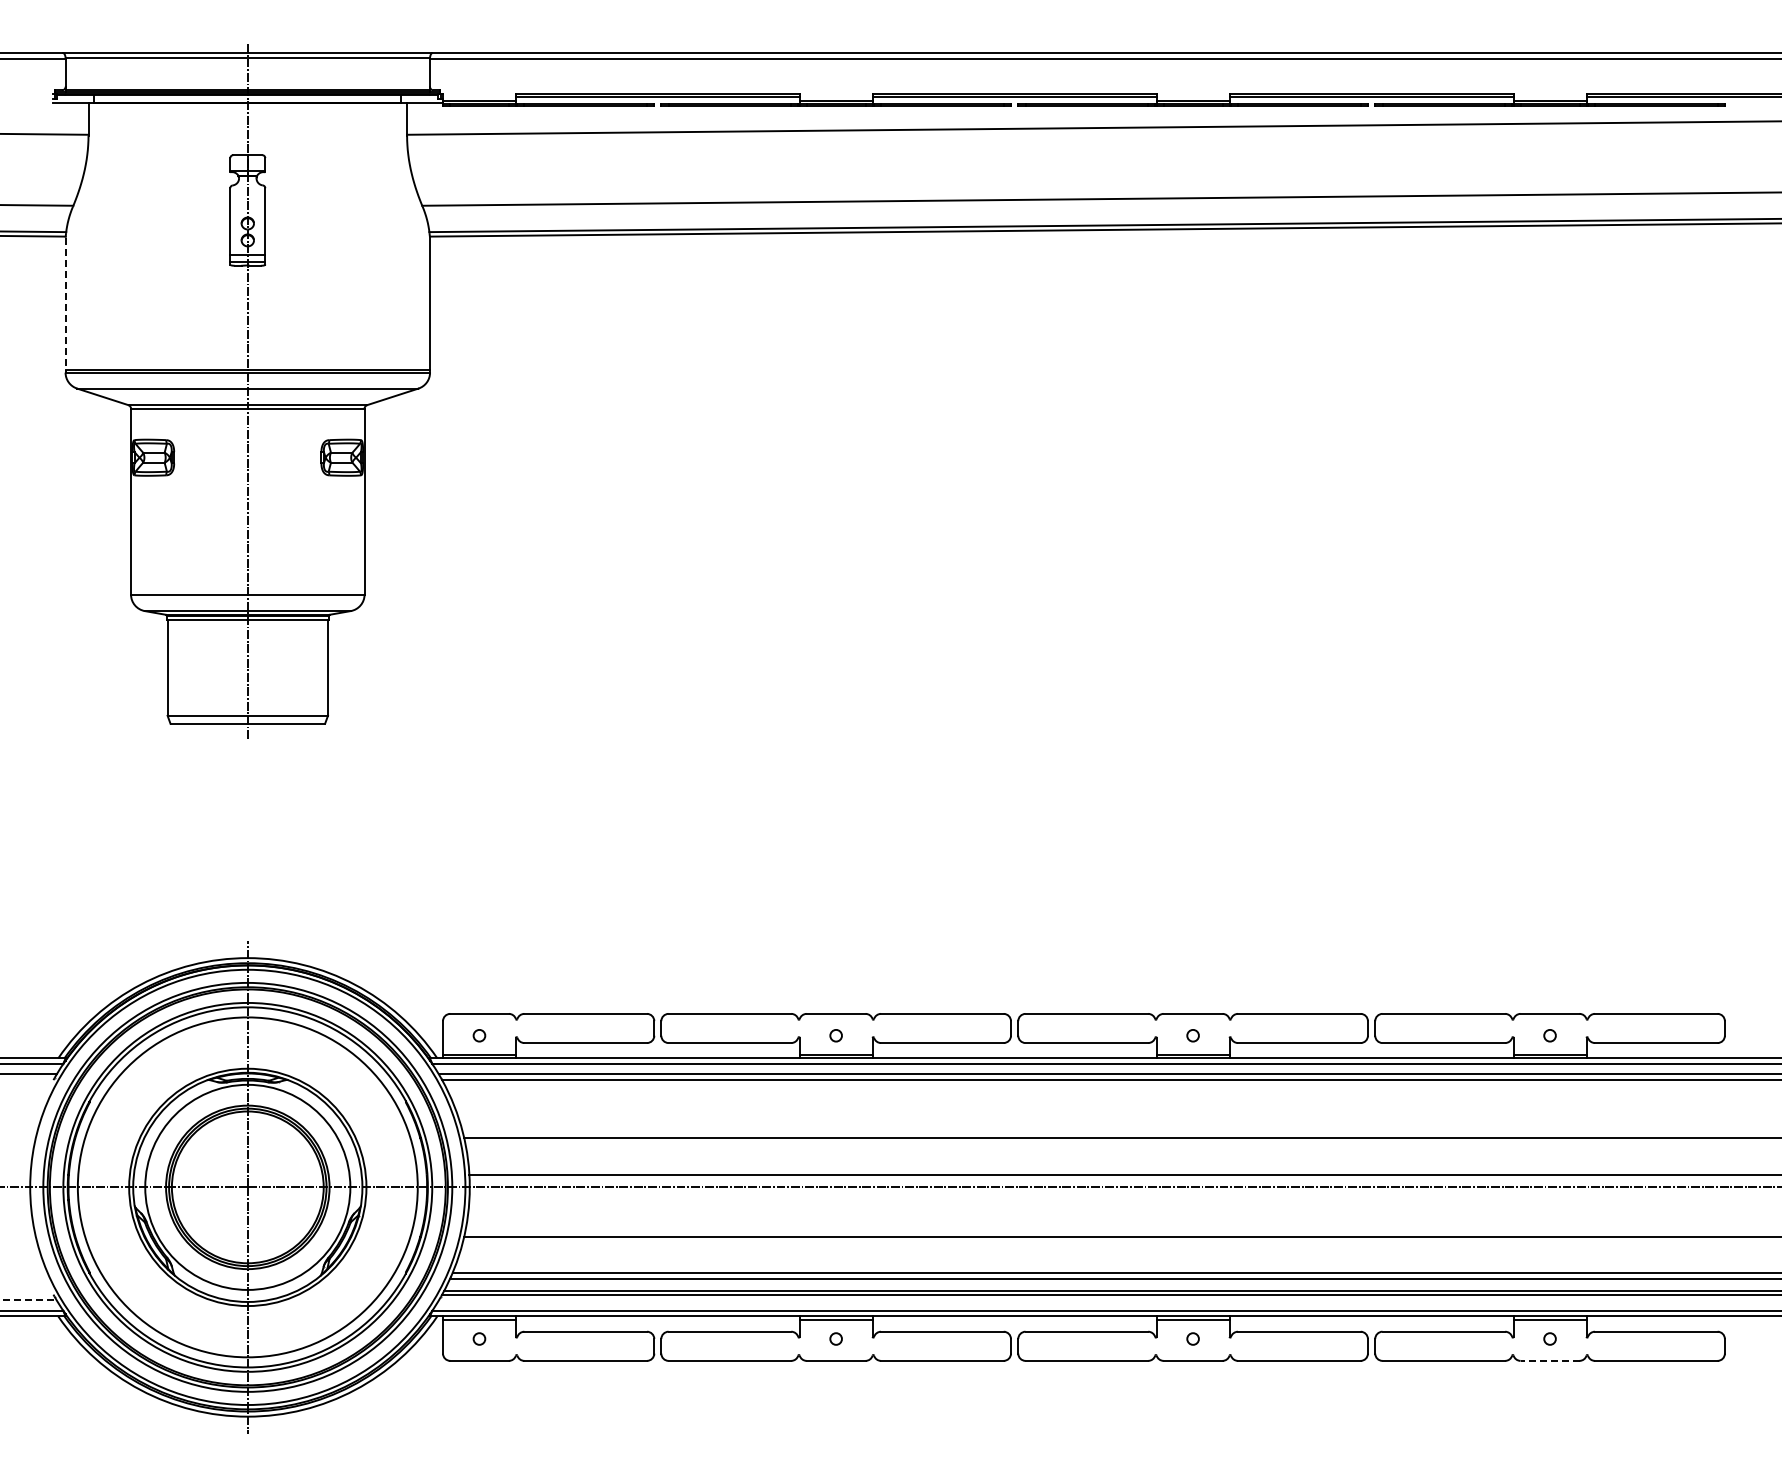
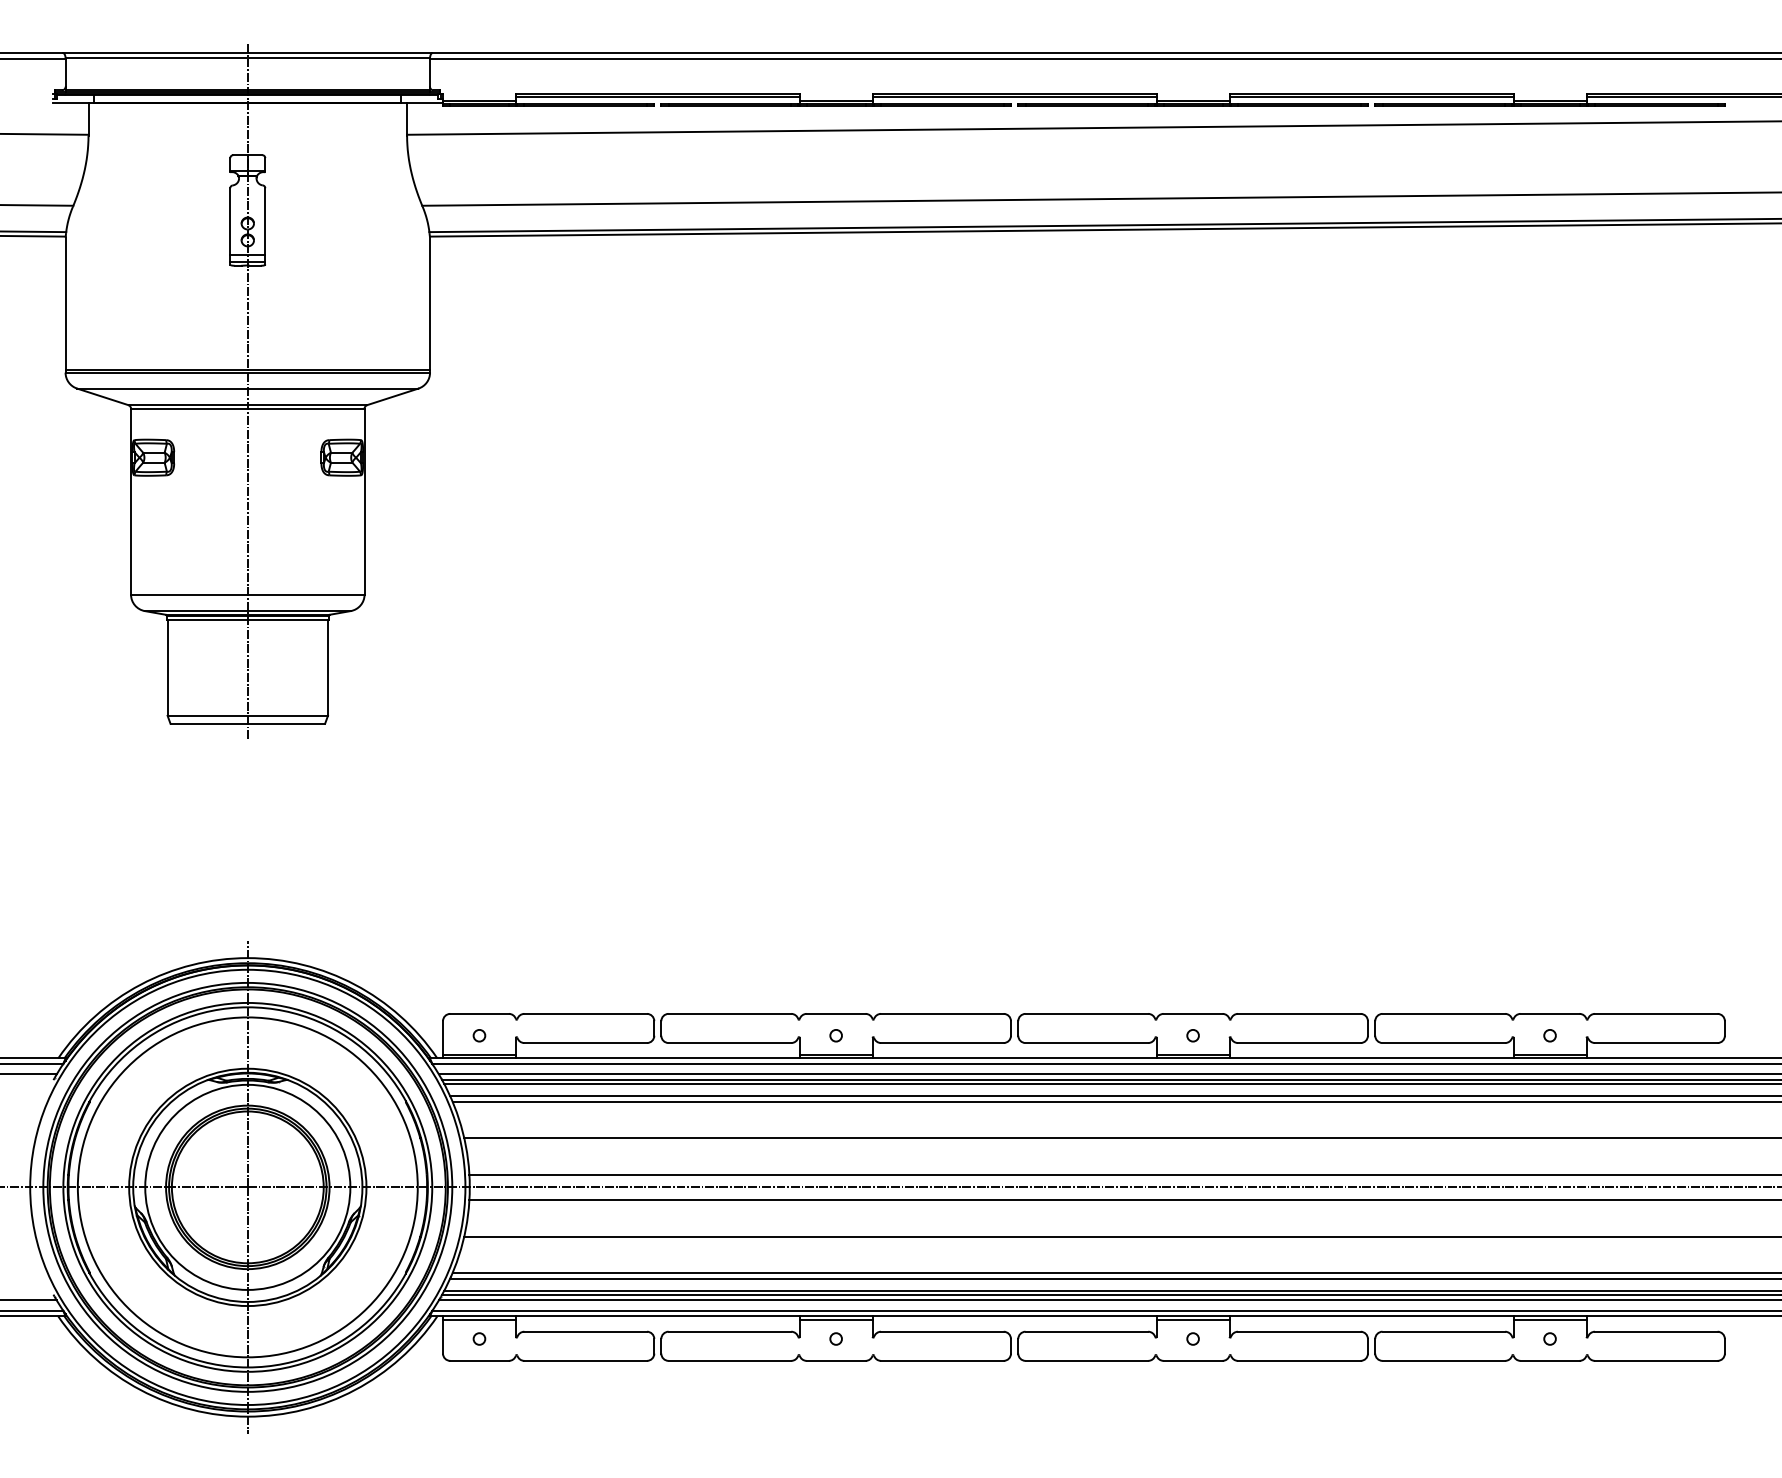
line: dashed -> solid (65, 305)
line: none -> present (1111, 1083)
line: none -> present (1114, 1096)
line: none -> present (1115, 1102)
line: none -> present (1123, 1200)
line: dashed -> solid (28, 1300)
line: none -> present (1108, 1300)
line: dashed -> solid (1549, 1360)
